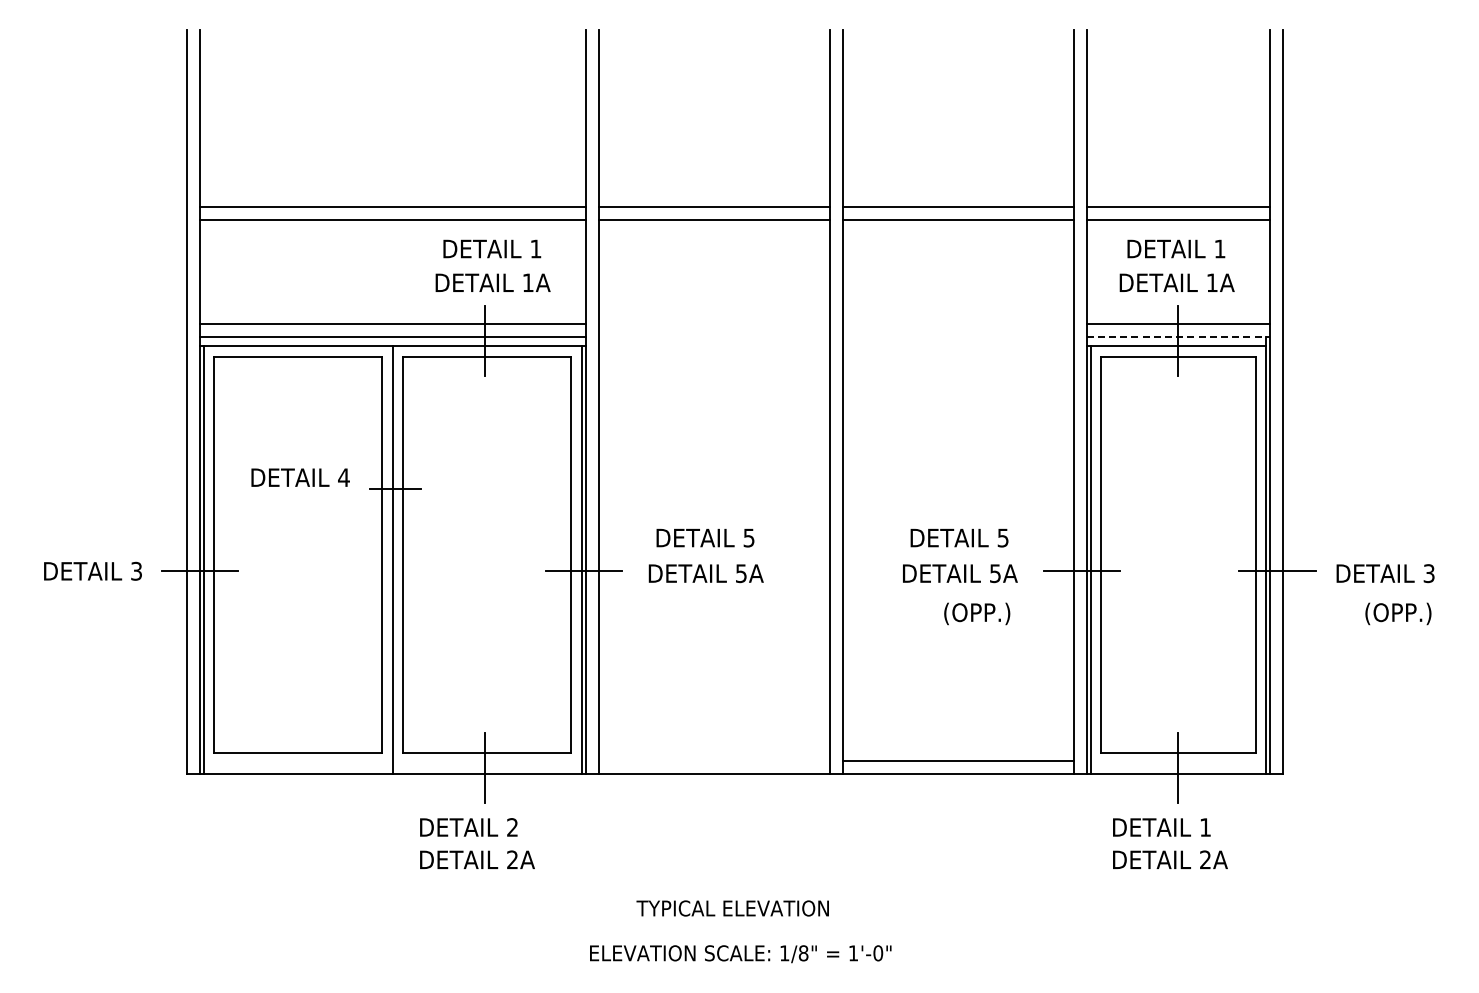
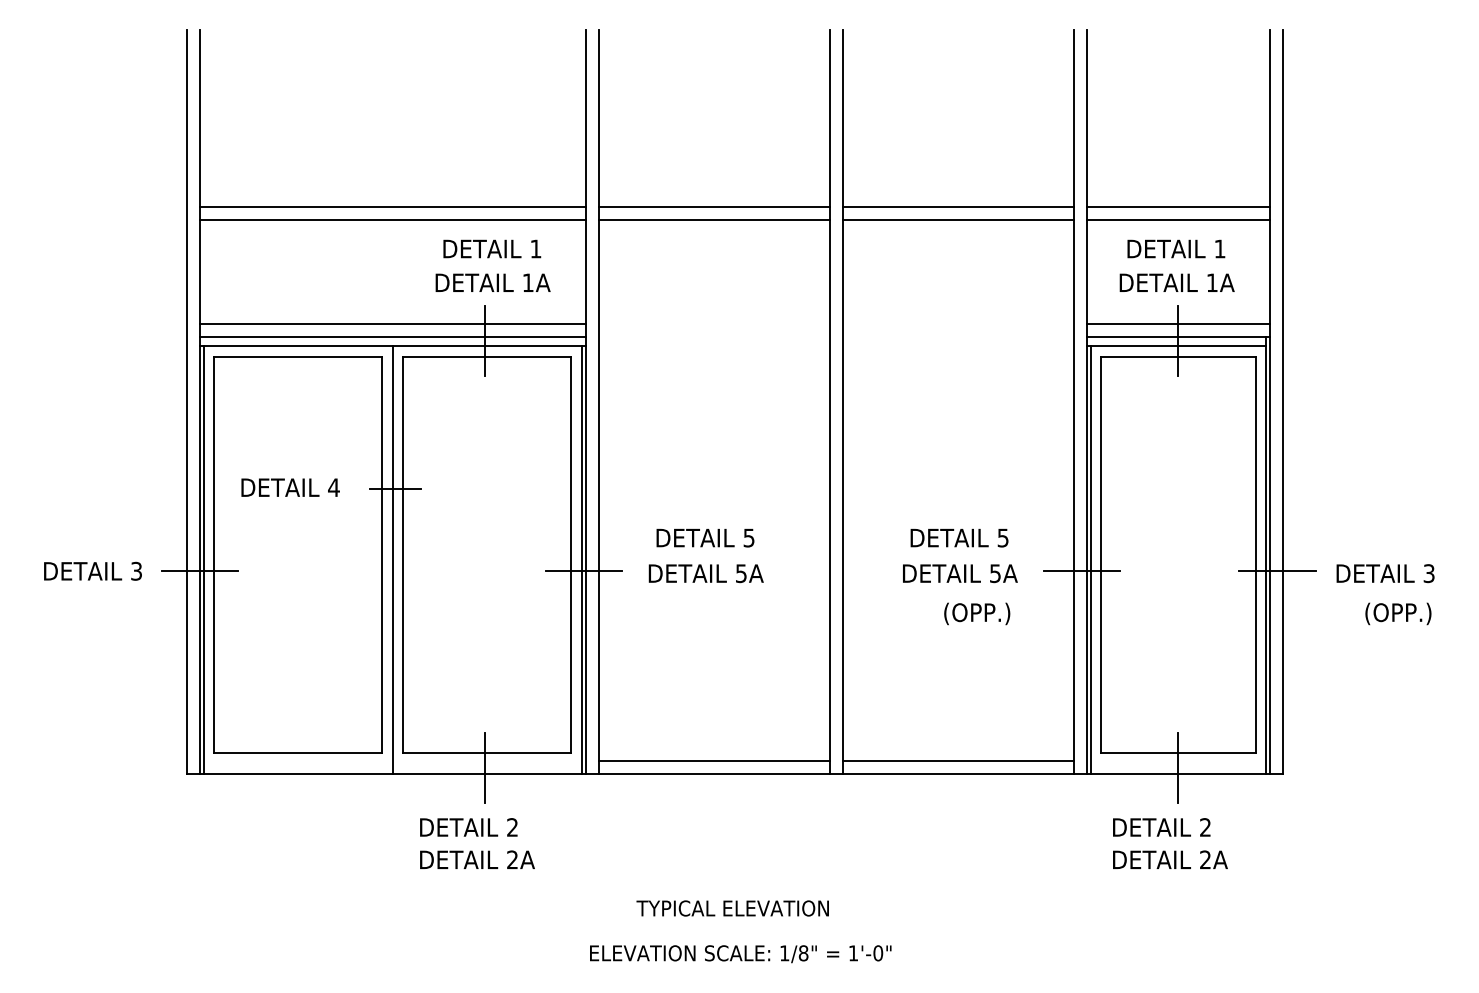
line: dashed -> solid (1178, 337)
text position: (300, 477) -> (290, 487) (290, 487)
line: none -> present (713, 760)
text: 1 -> 2 (1205, 827)
